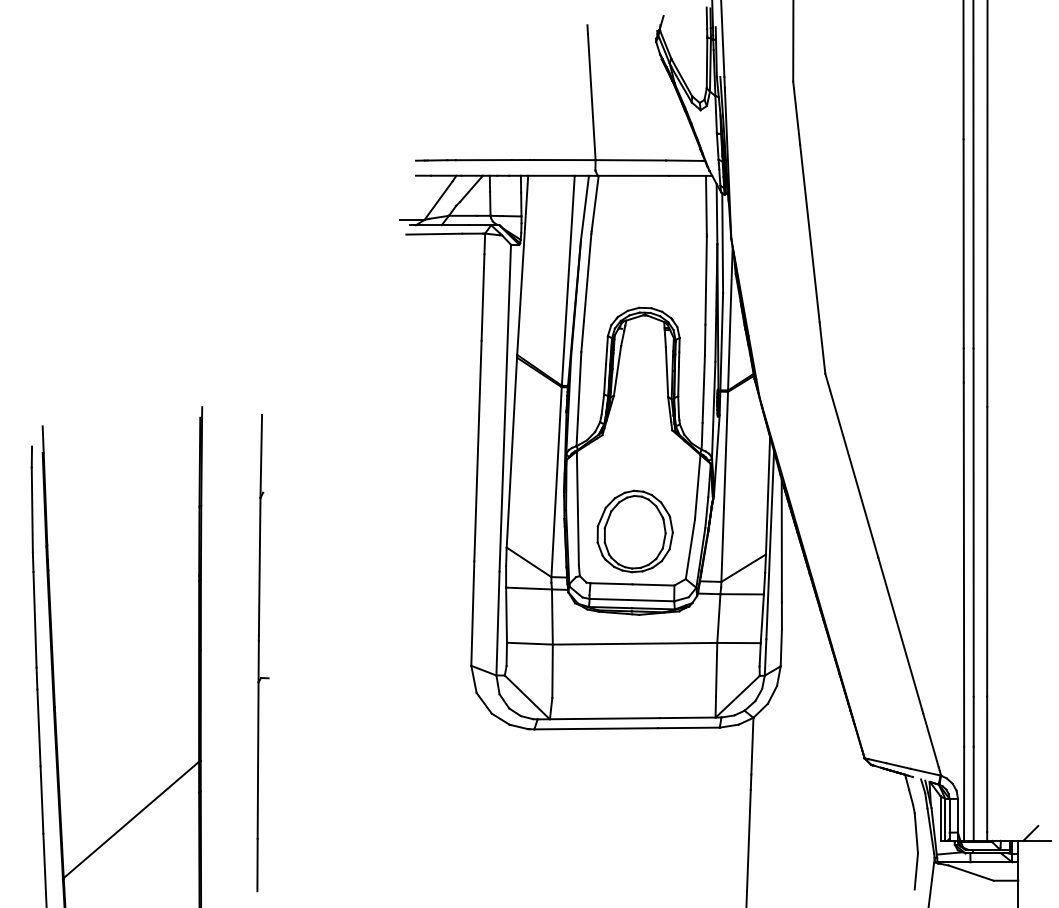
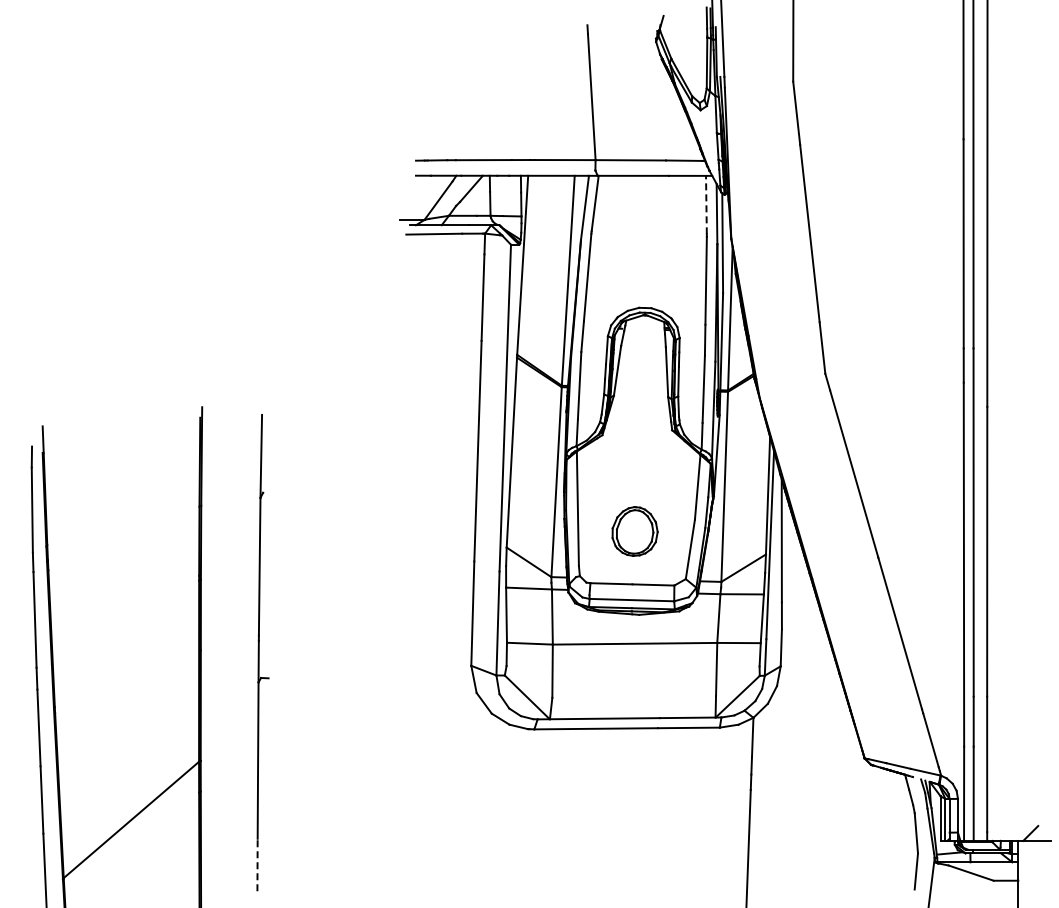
line: solid -> dashed (706, 204)
part size: 78x85 px -> 48x51 px (634, 531)
line: solid -> dashed (257, 864)
